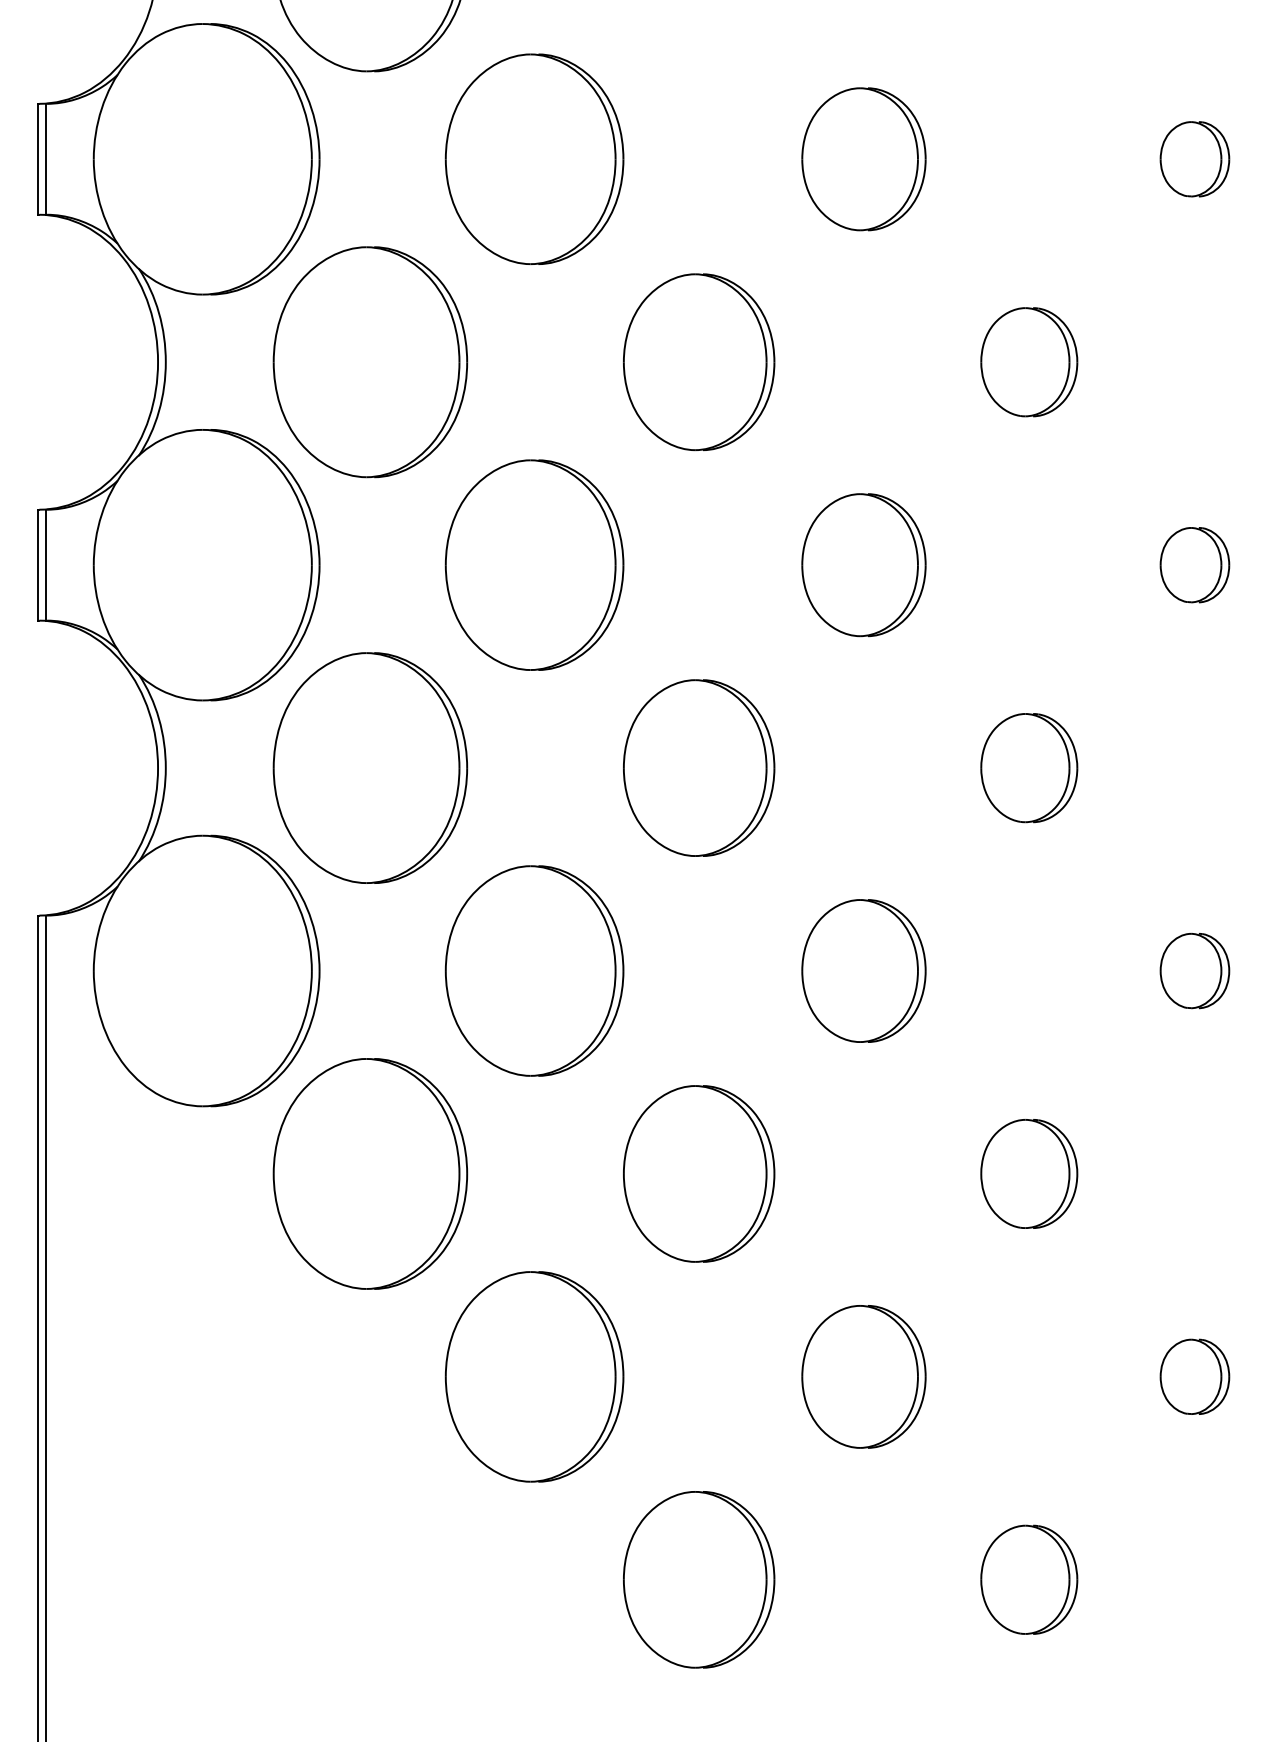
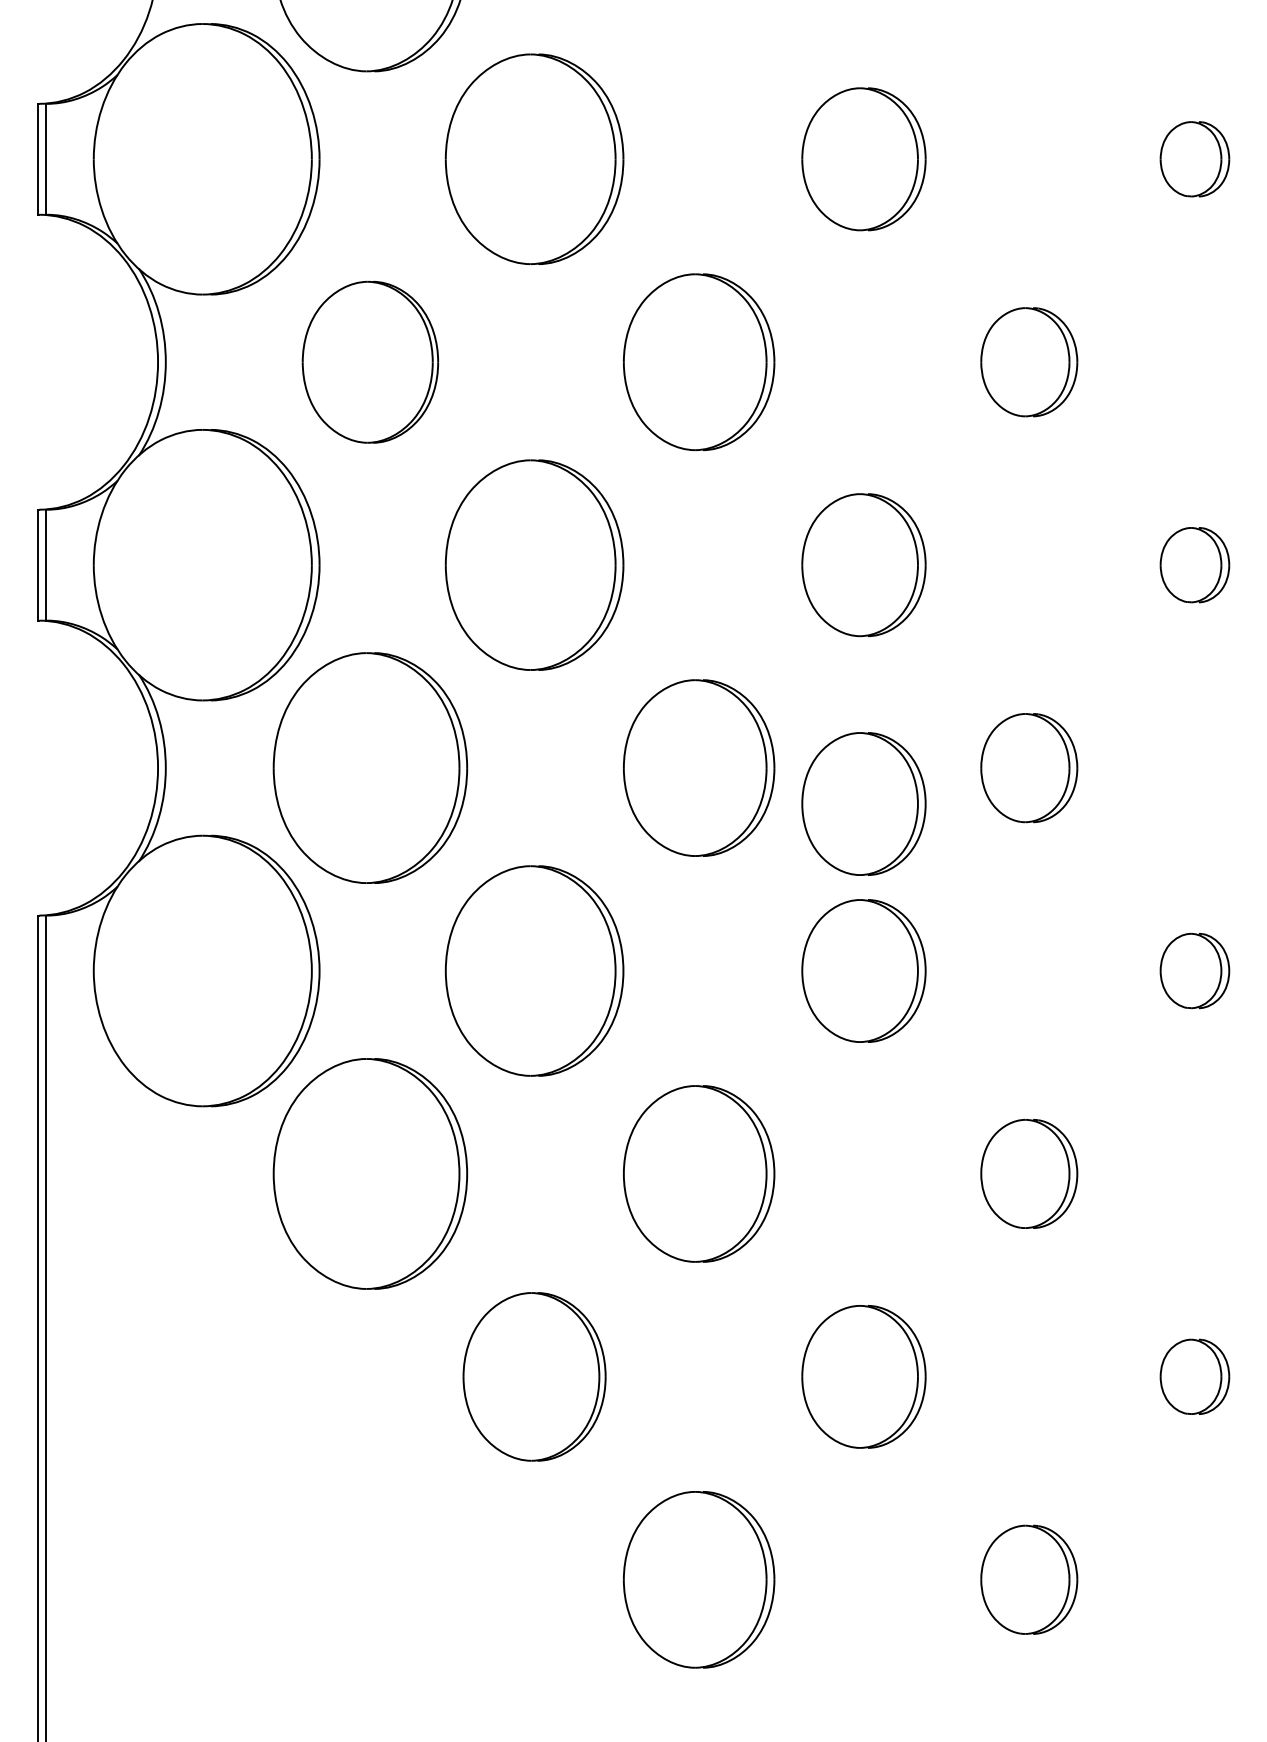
part size: 197x233 px -> 139x164 px (370, 361)
part: none -> present (863, 803)
part size: 181x212 px -> 145x170 px (534, 1376)
